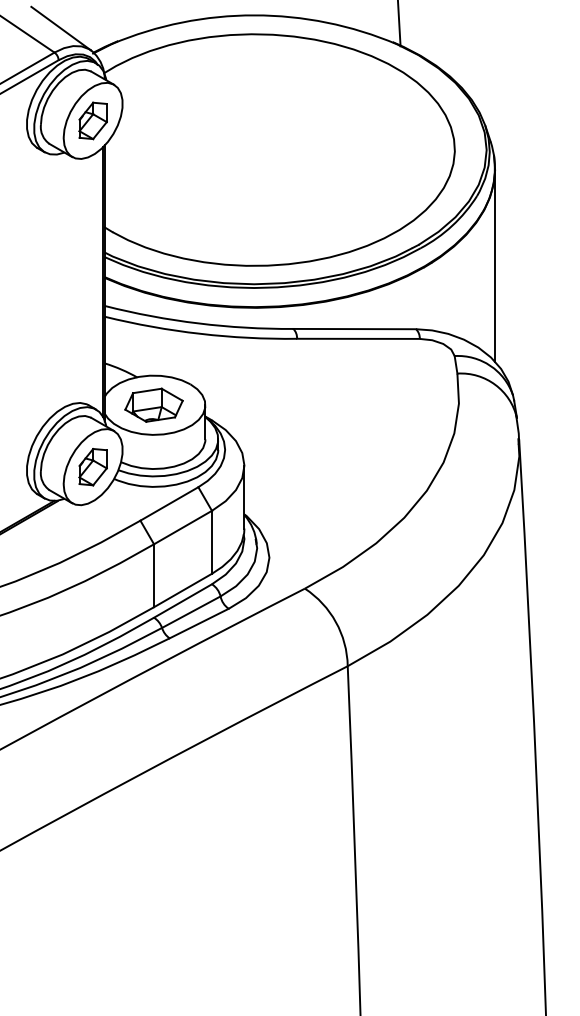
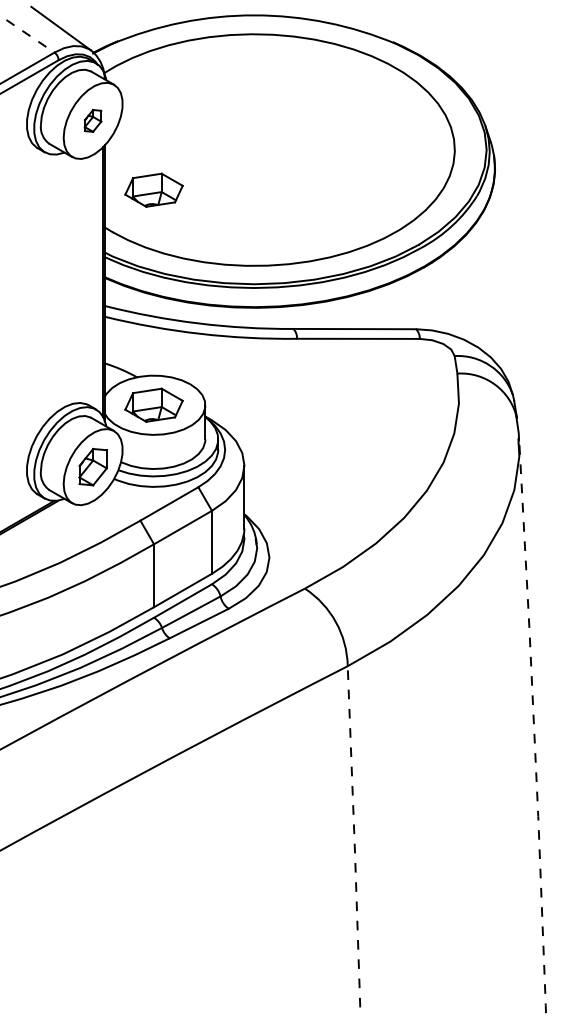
line: present -> none (399, 24)
line: solid -> dashed (27, 34)
part size: 30x40 px -> 20x24 px (92, 120)
part: none -> present (153, 189)
line: present -> none (495, 265)
arc: solid -> dashed (534, 727)
arc: solid -> dashed (354, 840)
